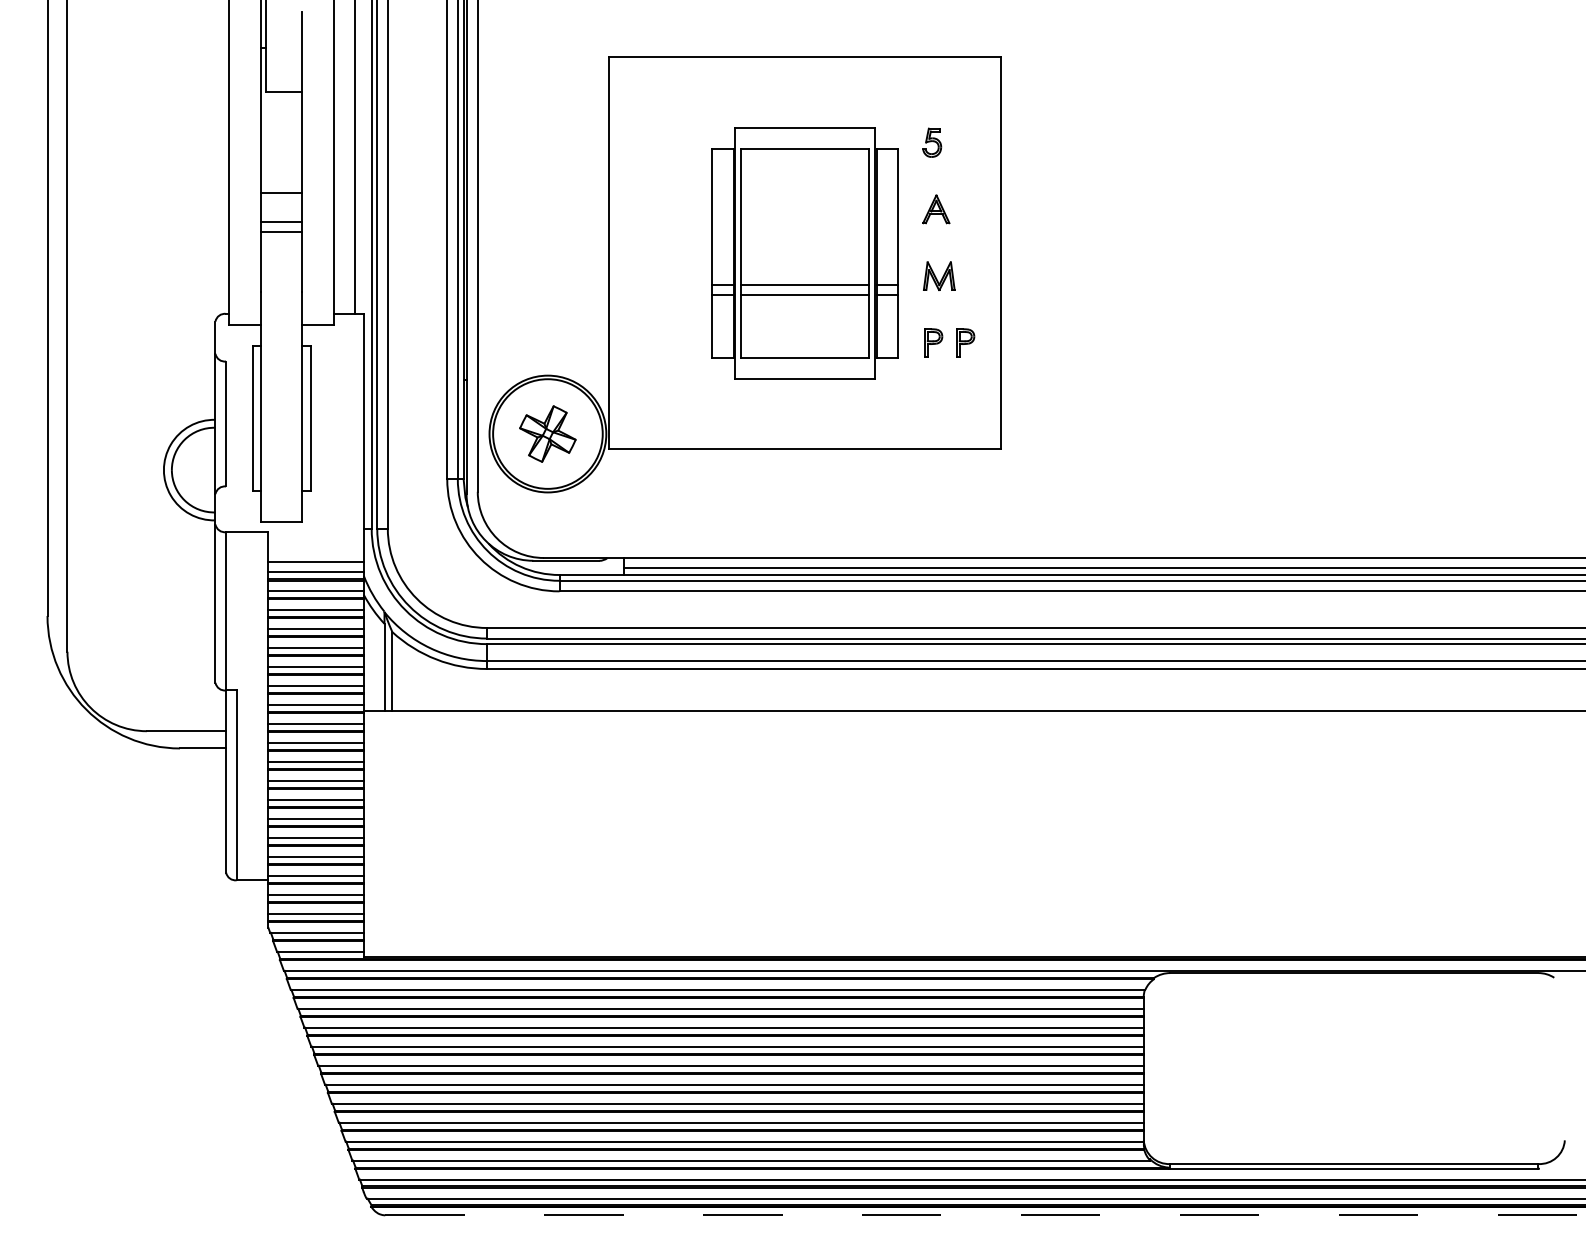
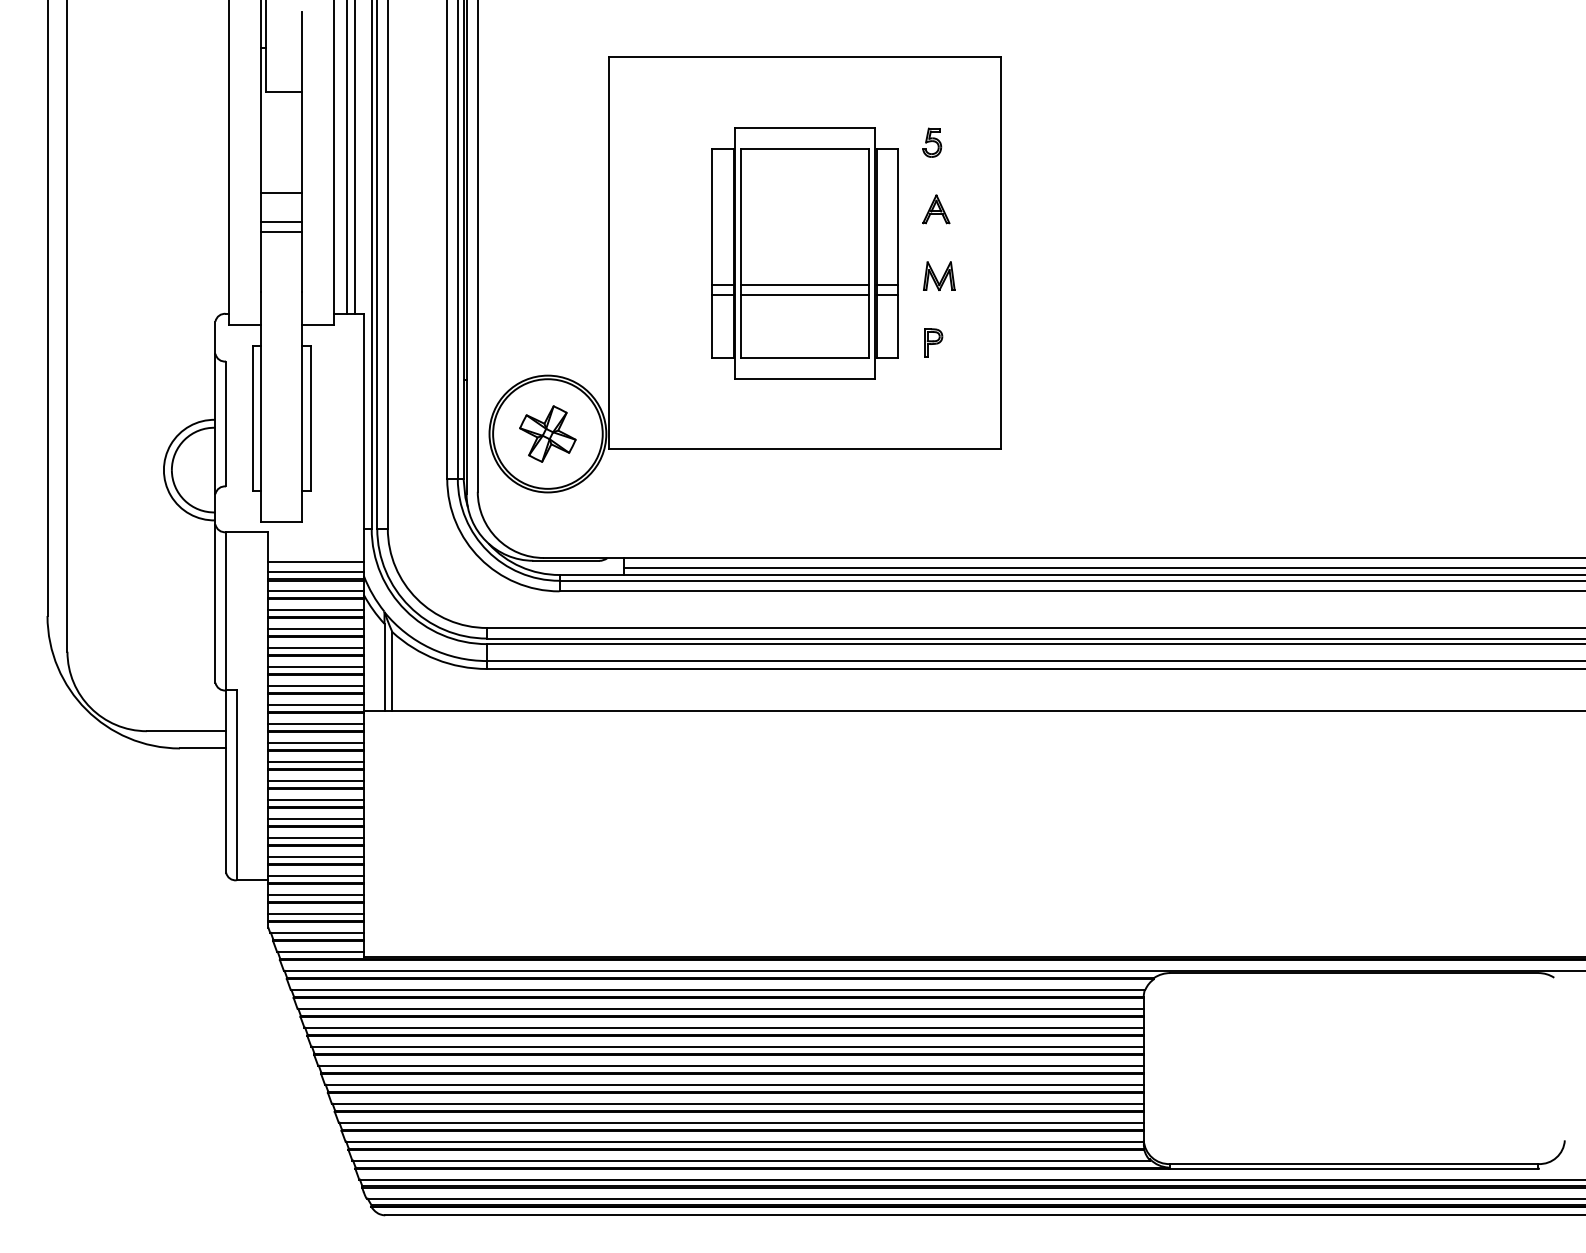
line: none -> present (347, 157)
part: present -> none (965, 342)
line: dashed -> solid (986, 1215)
